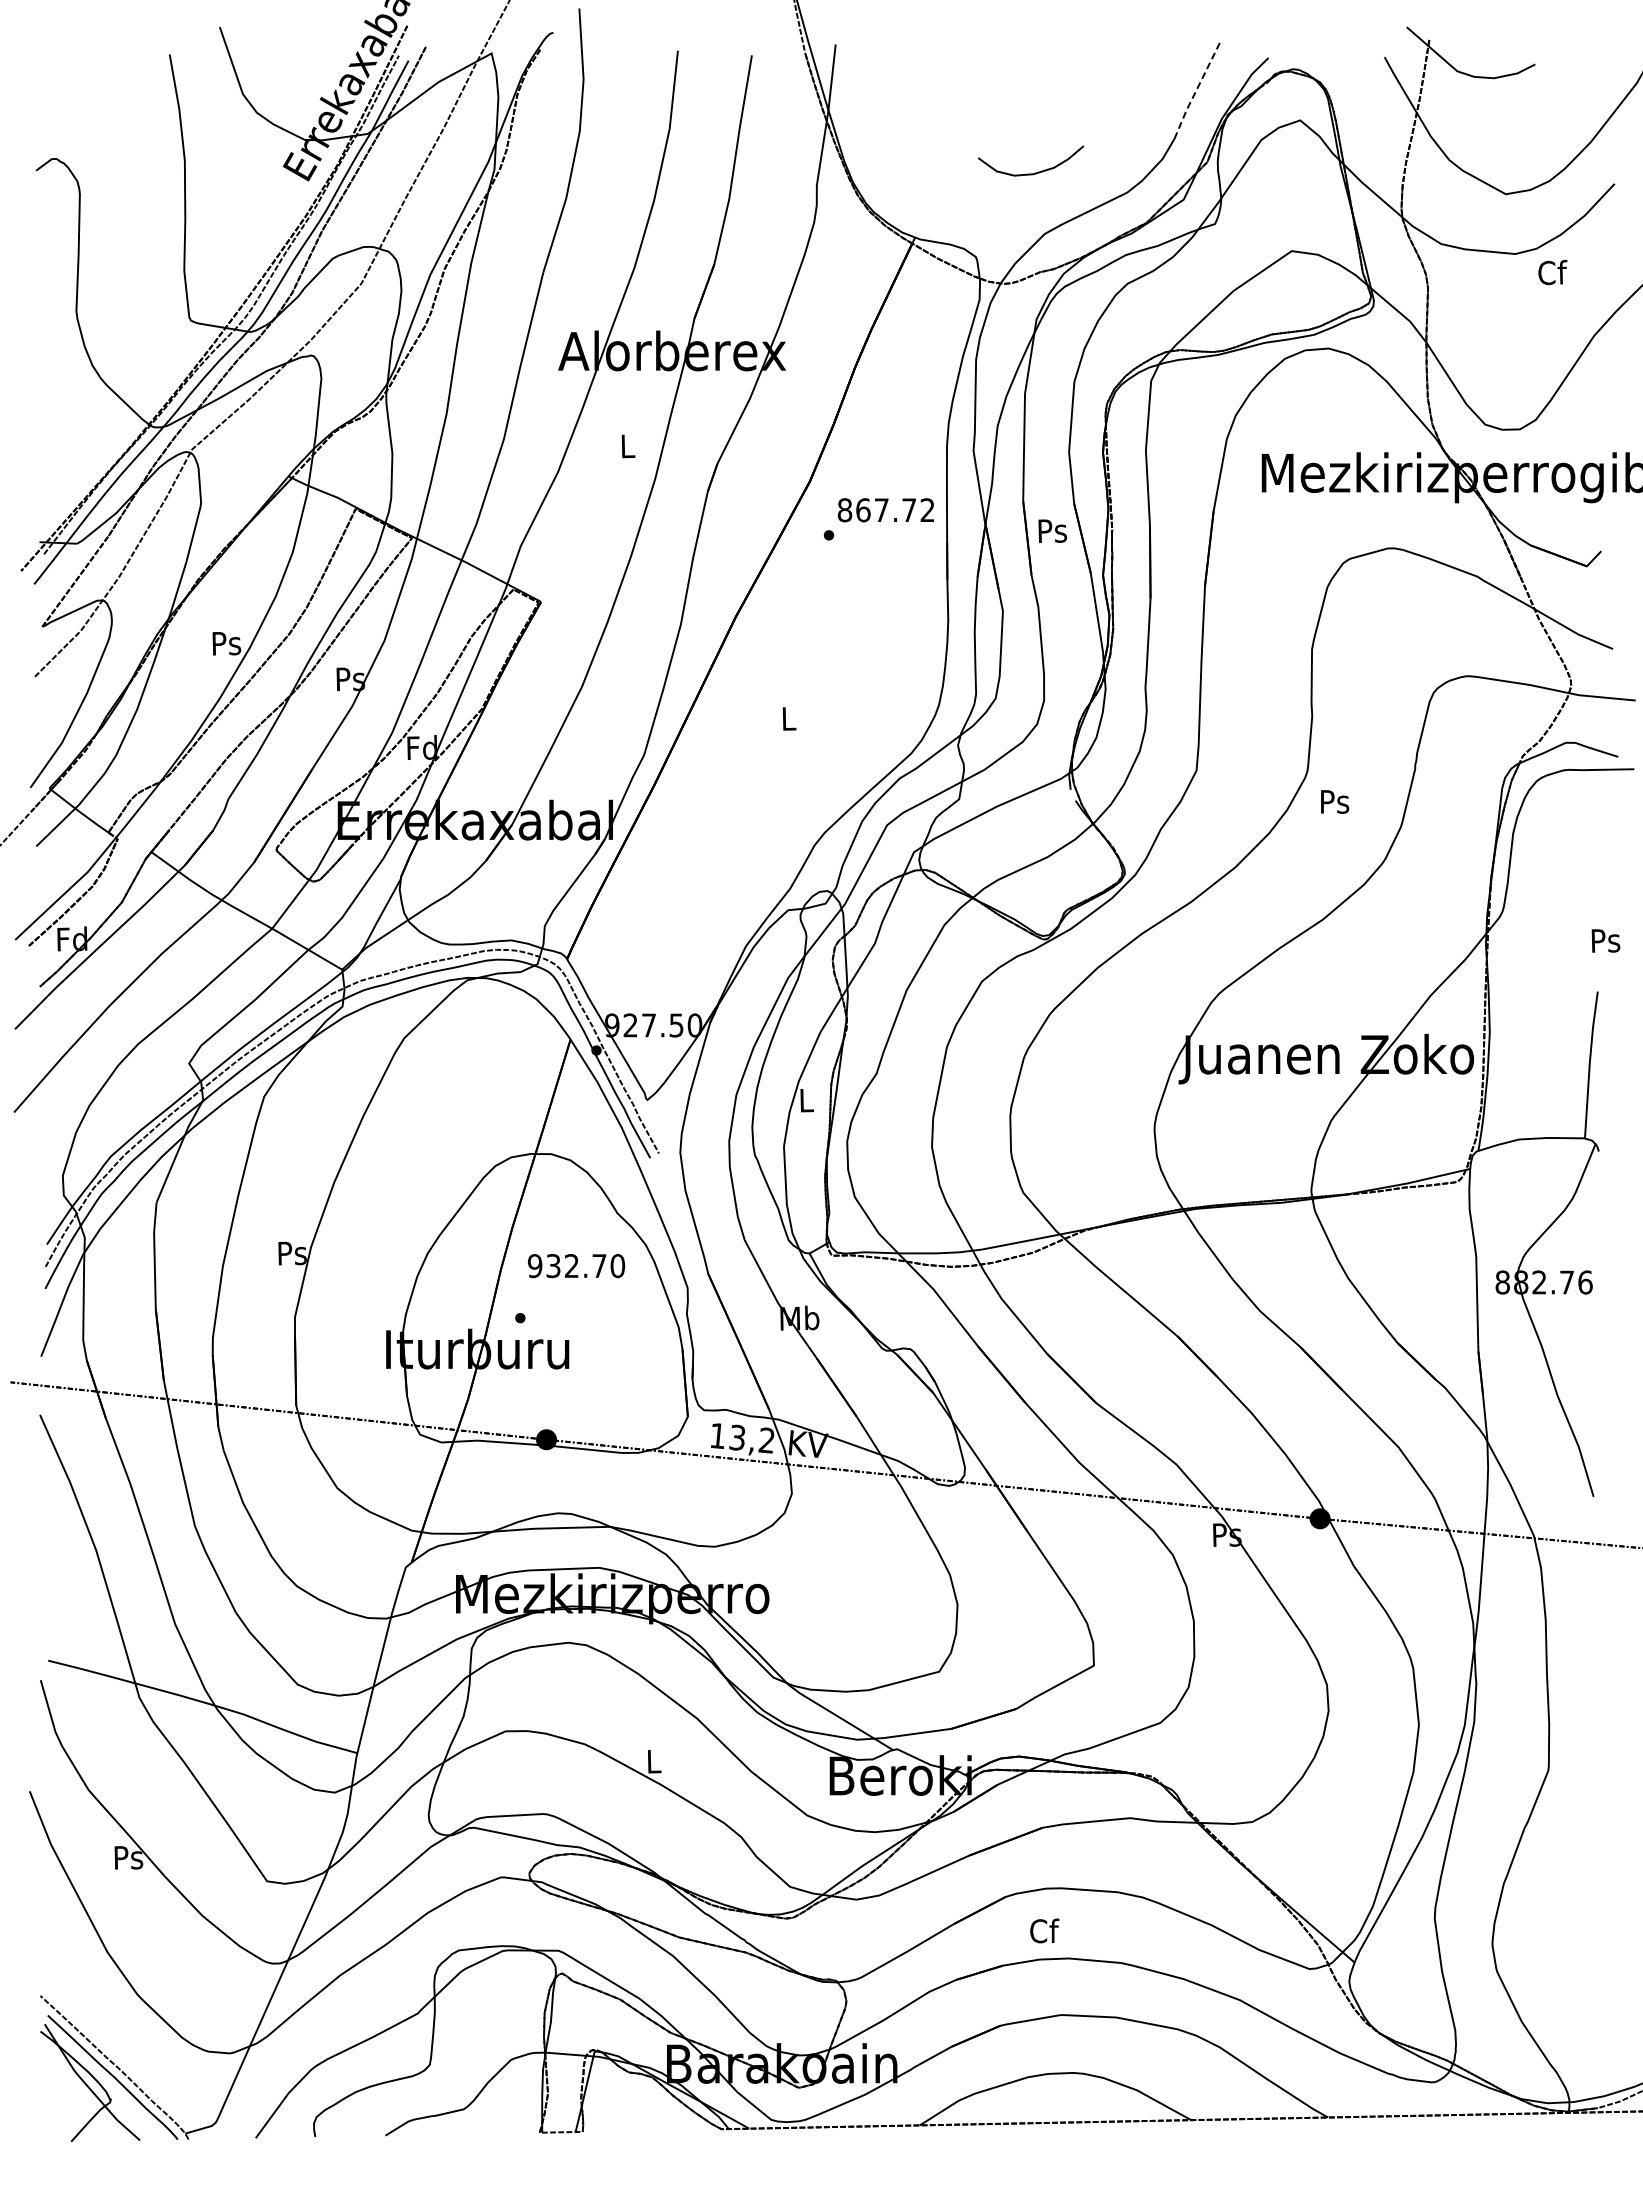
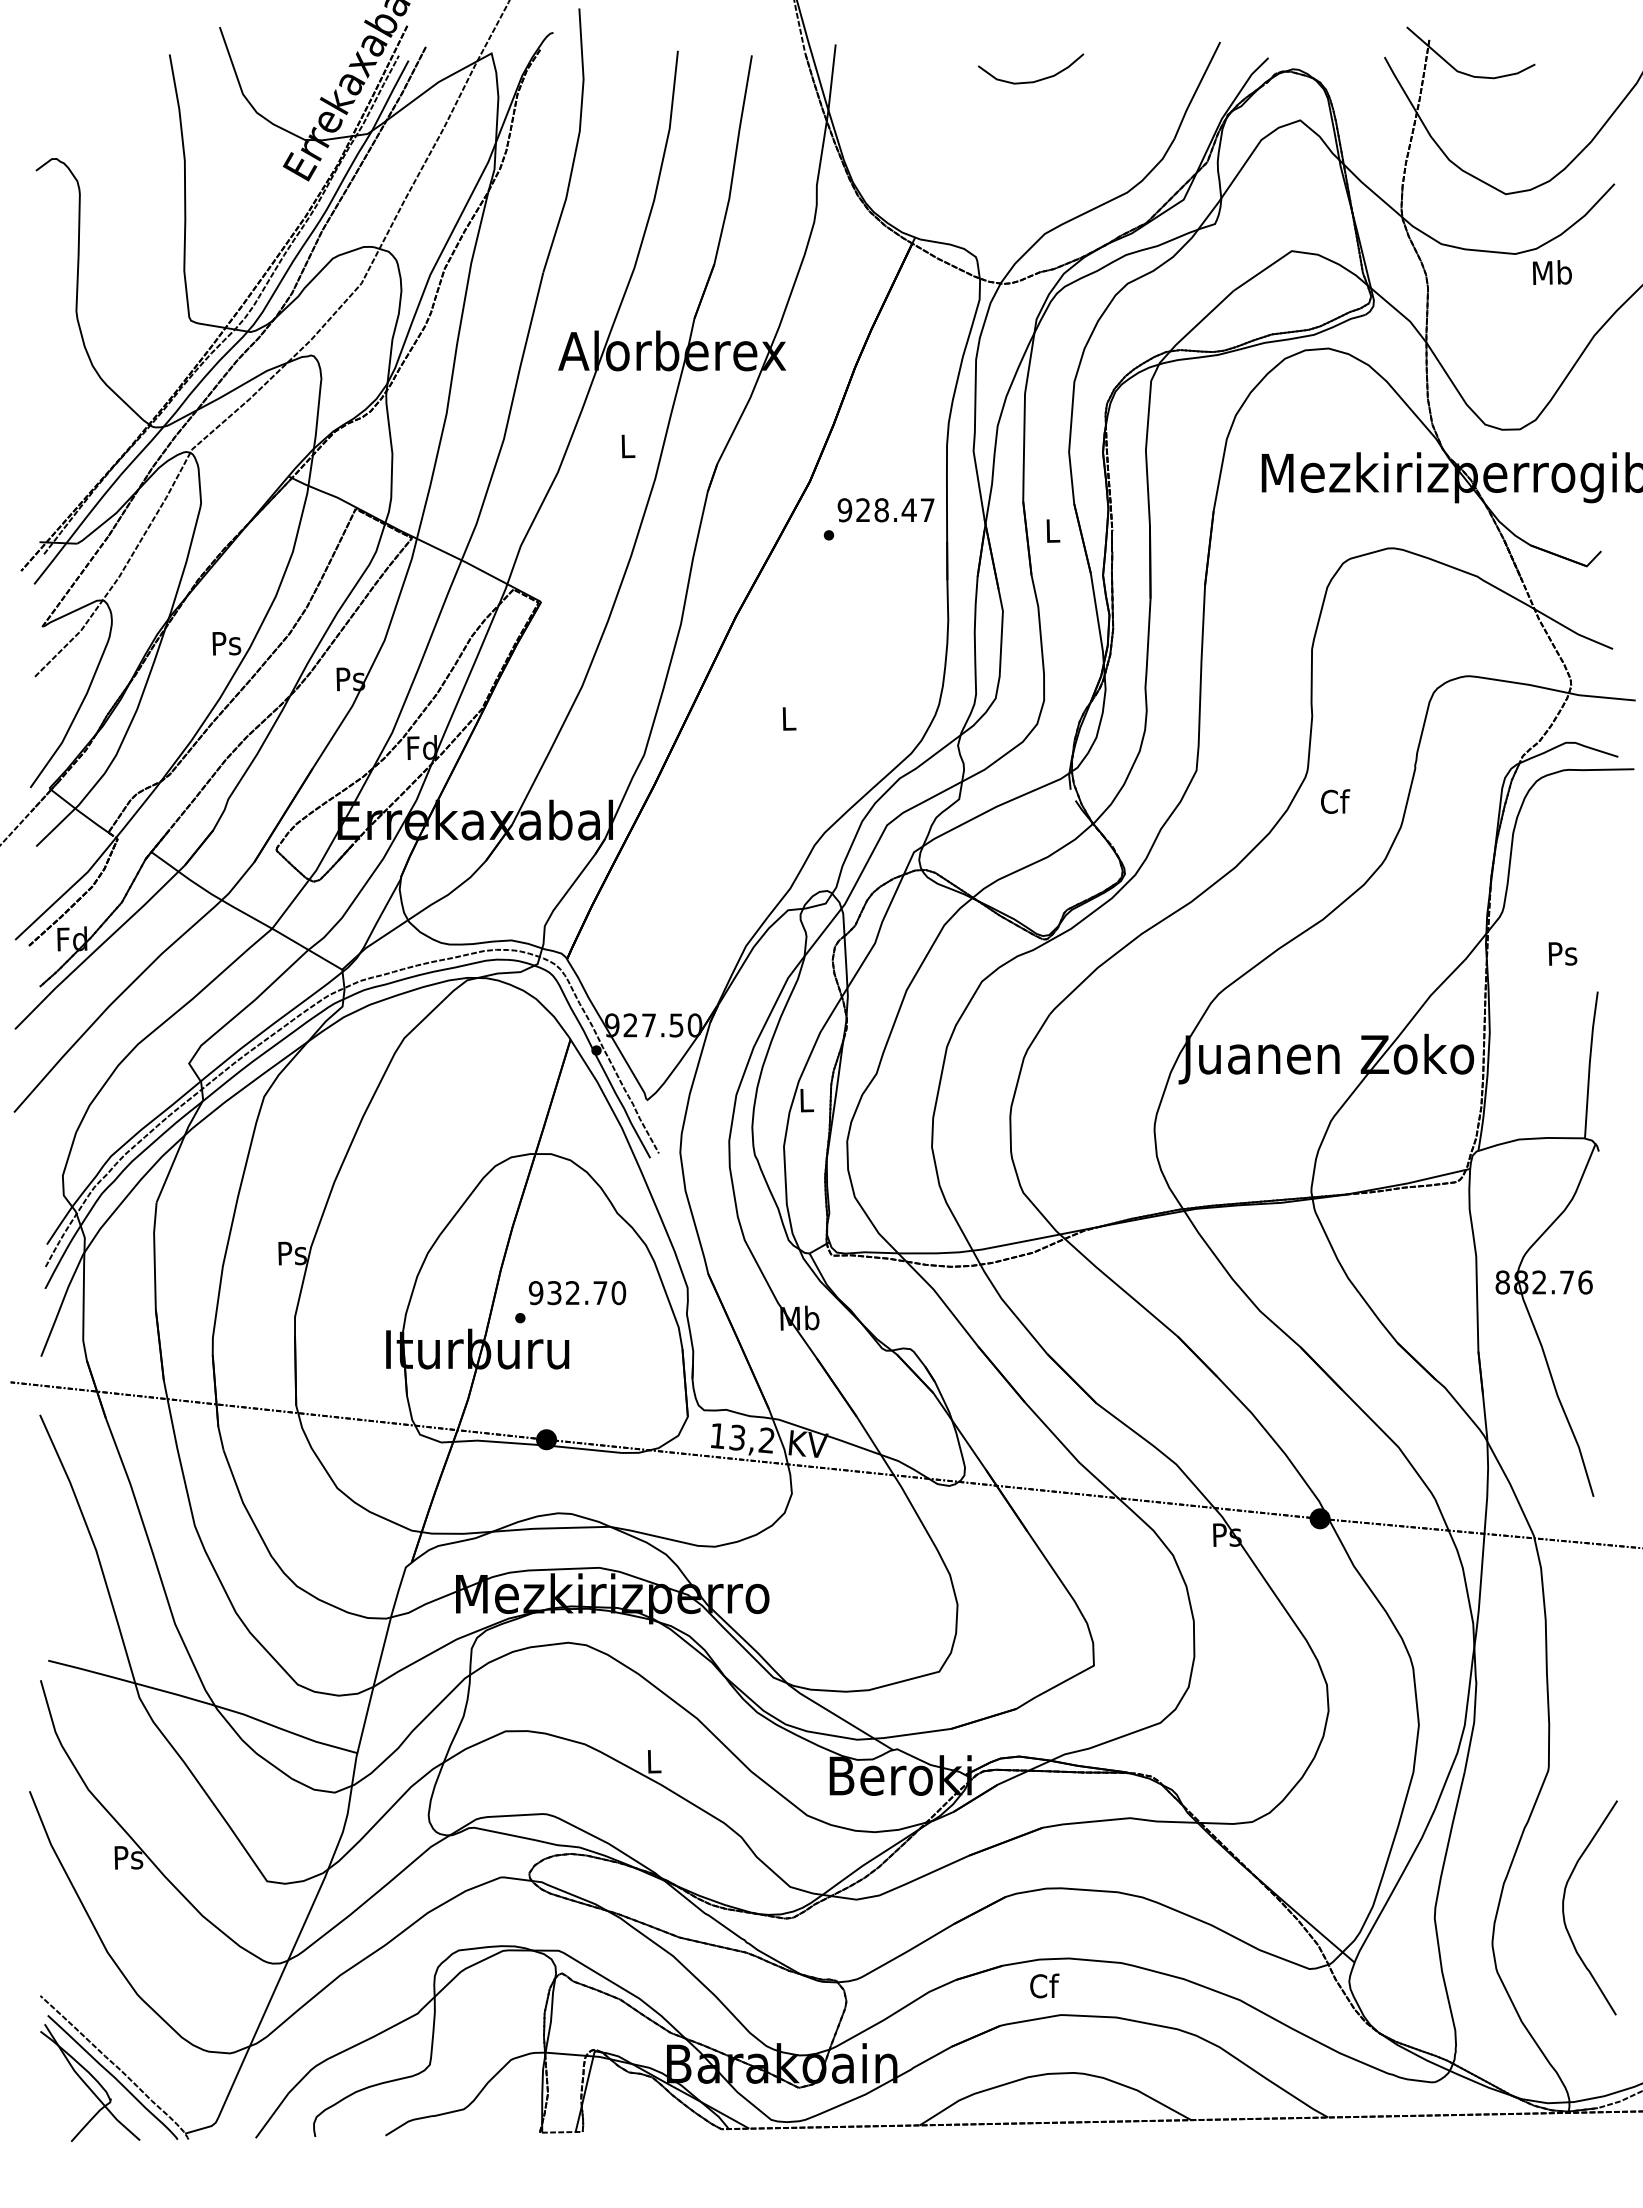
line: dashed -> solid (1196, 89)
curve position: (1035, 172) -> (1035, 80) (1035, 80)
text: Cf -> Mb (1551, 272)
text: 867.72 -> 928.47 (885, 510)
text: Ps -> L (1052, 530)
text: Ps -> Cf (1335, 801)
text position: (1605, 940) -> (1562, 953) (1562, 953)
text position: (576, 1266) -> (577, 1293) (577, 1293)
curve: none -> present (1564, 1912)
text position: (1044, 1930) -> (1044, 1985) (1044, 1985)
